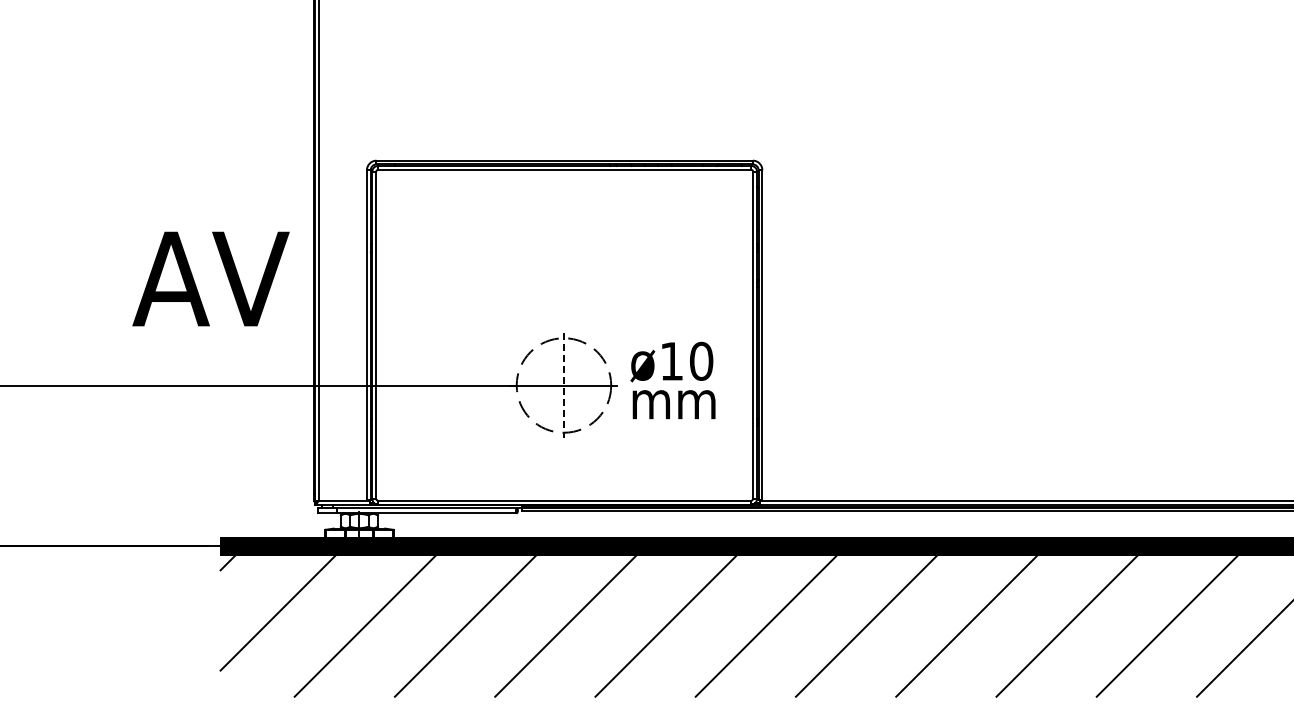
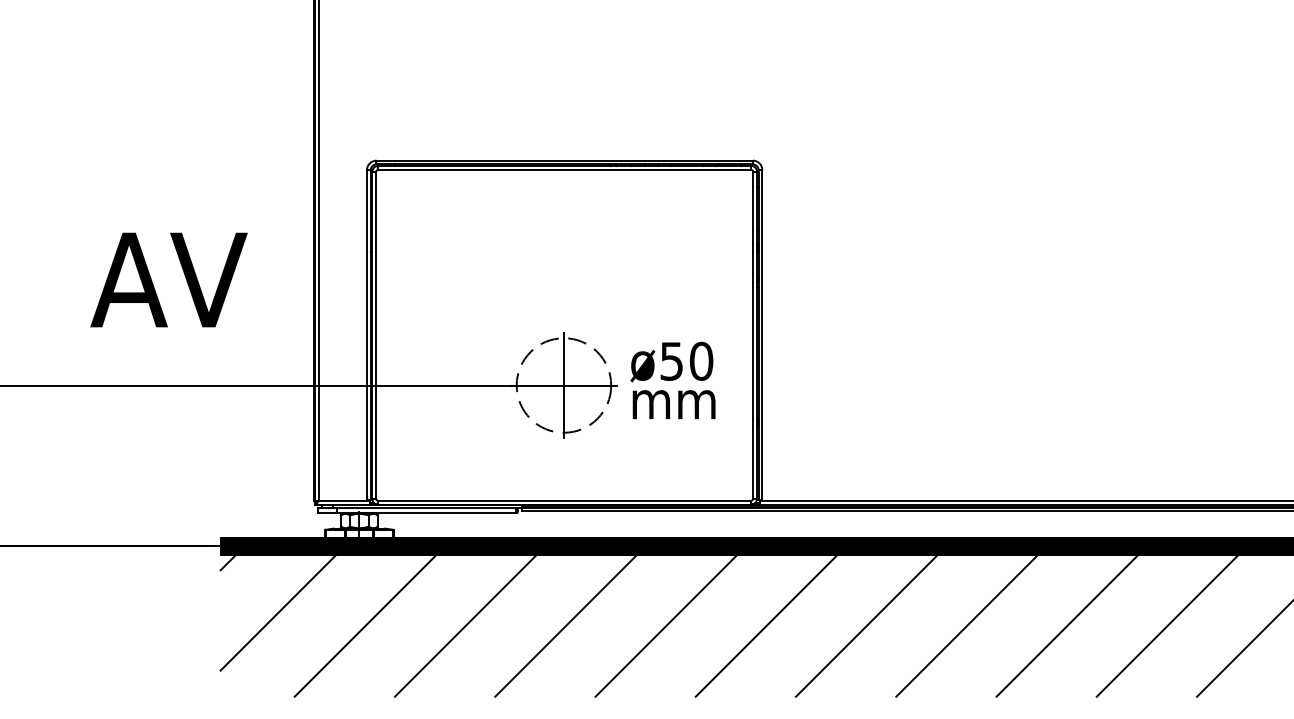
text position: (210, 278) -> (168, 279) (168, 279)
text: ø10 -> ø50 (671, 361)
line: dashed -> solid (563, 385)
